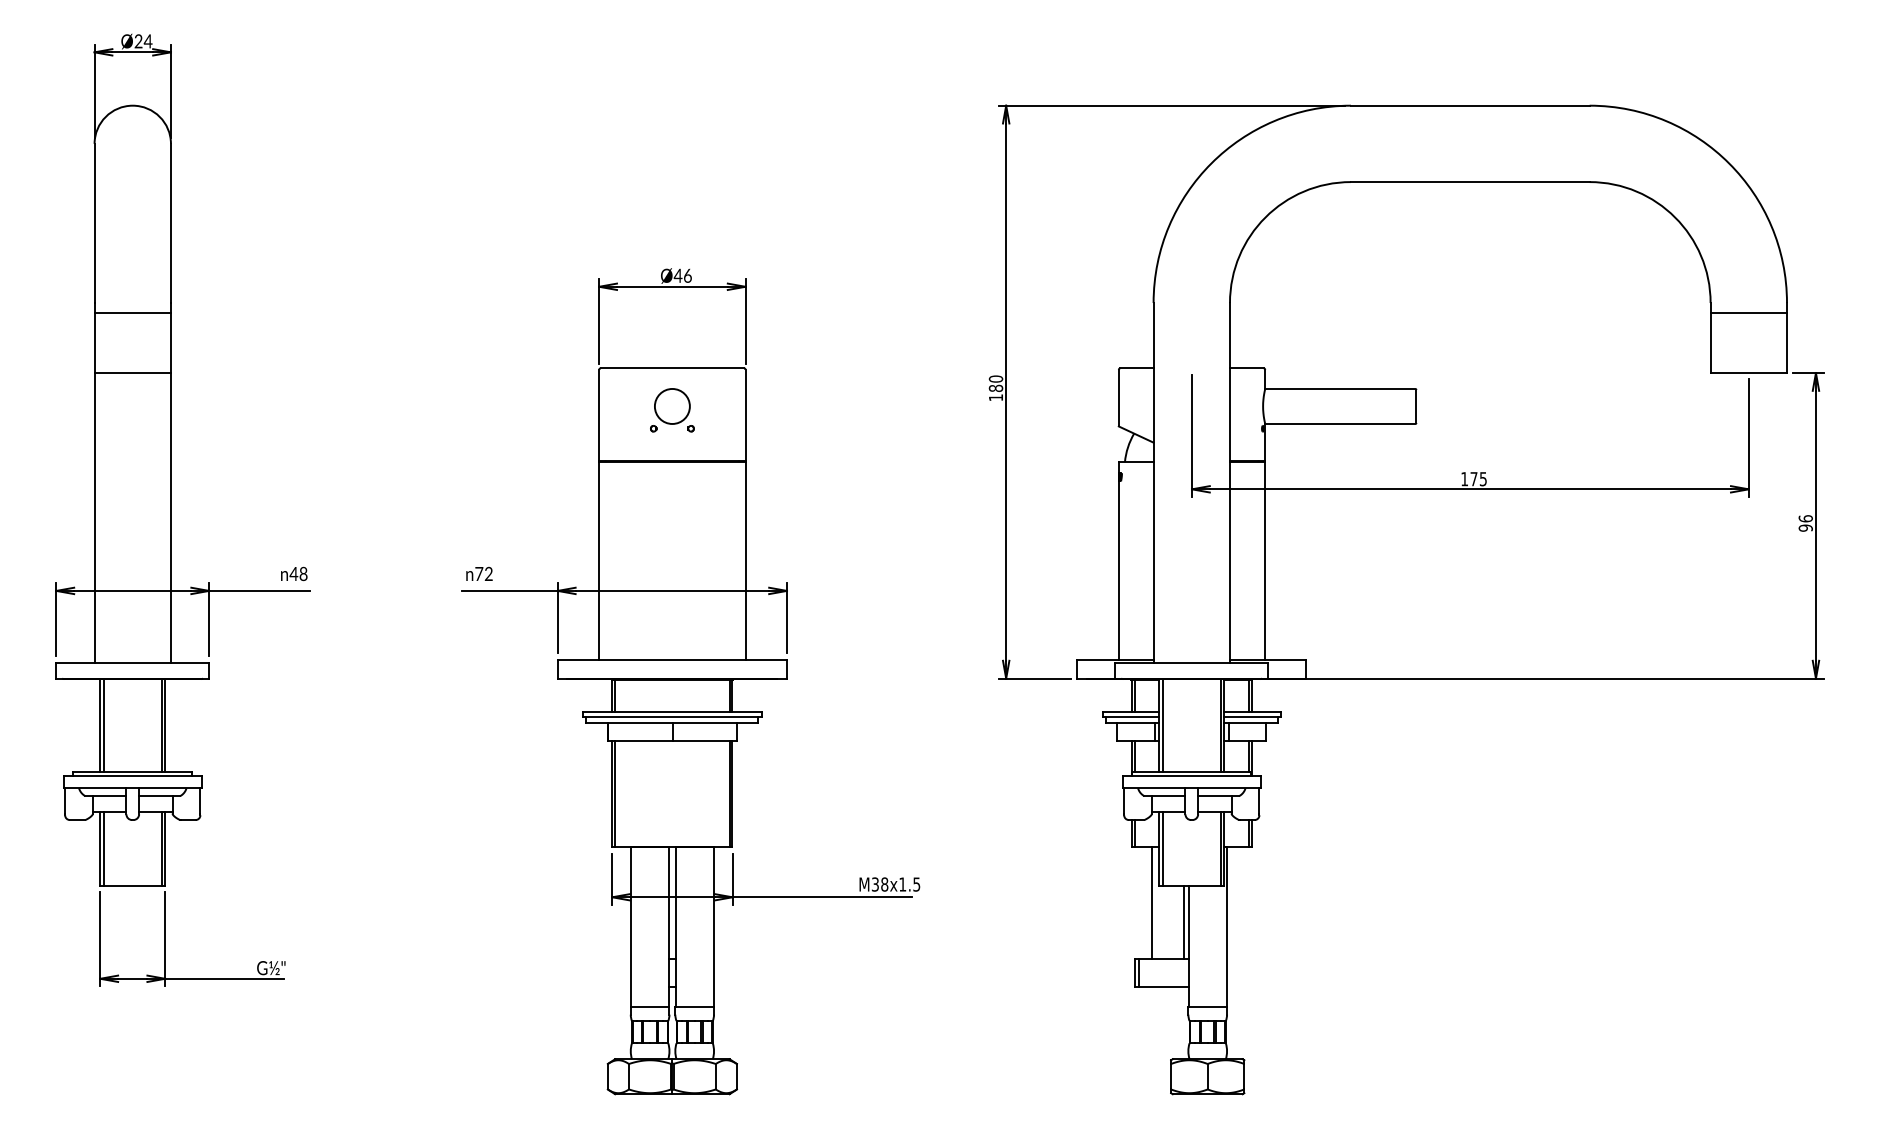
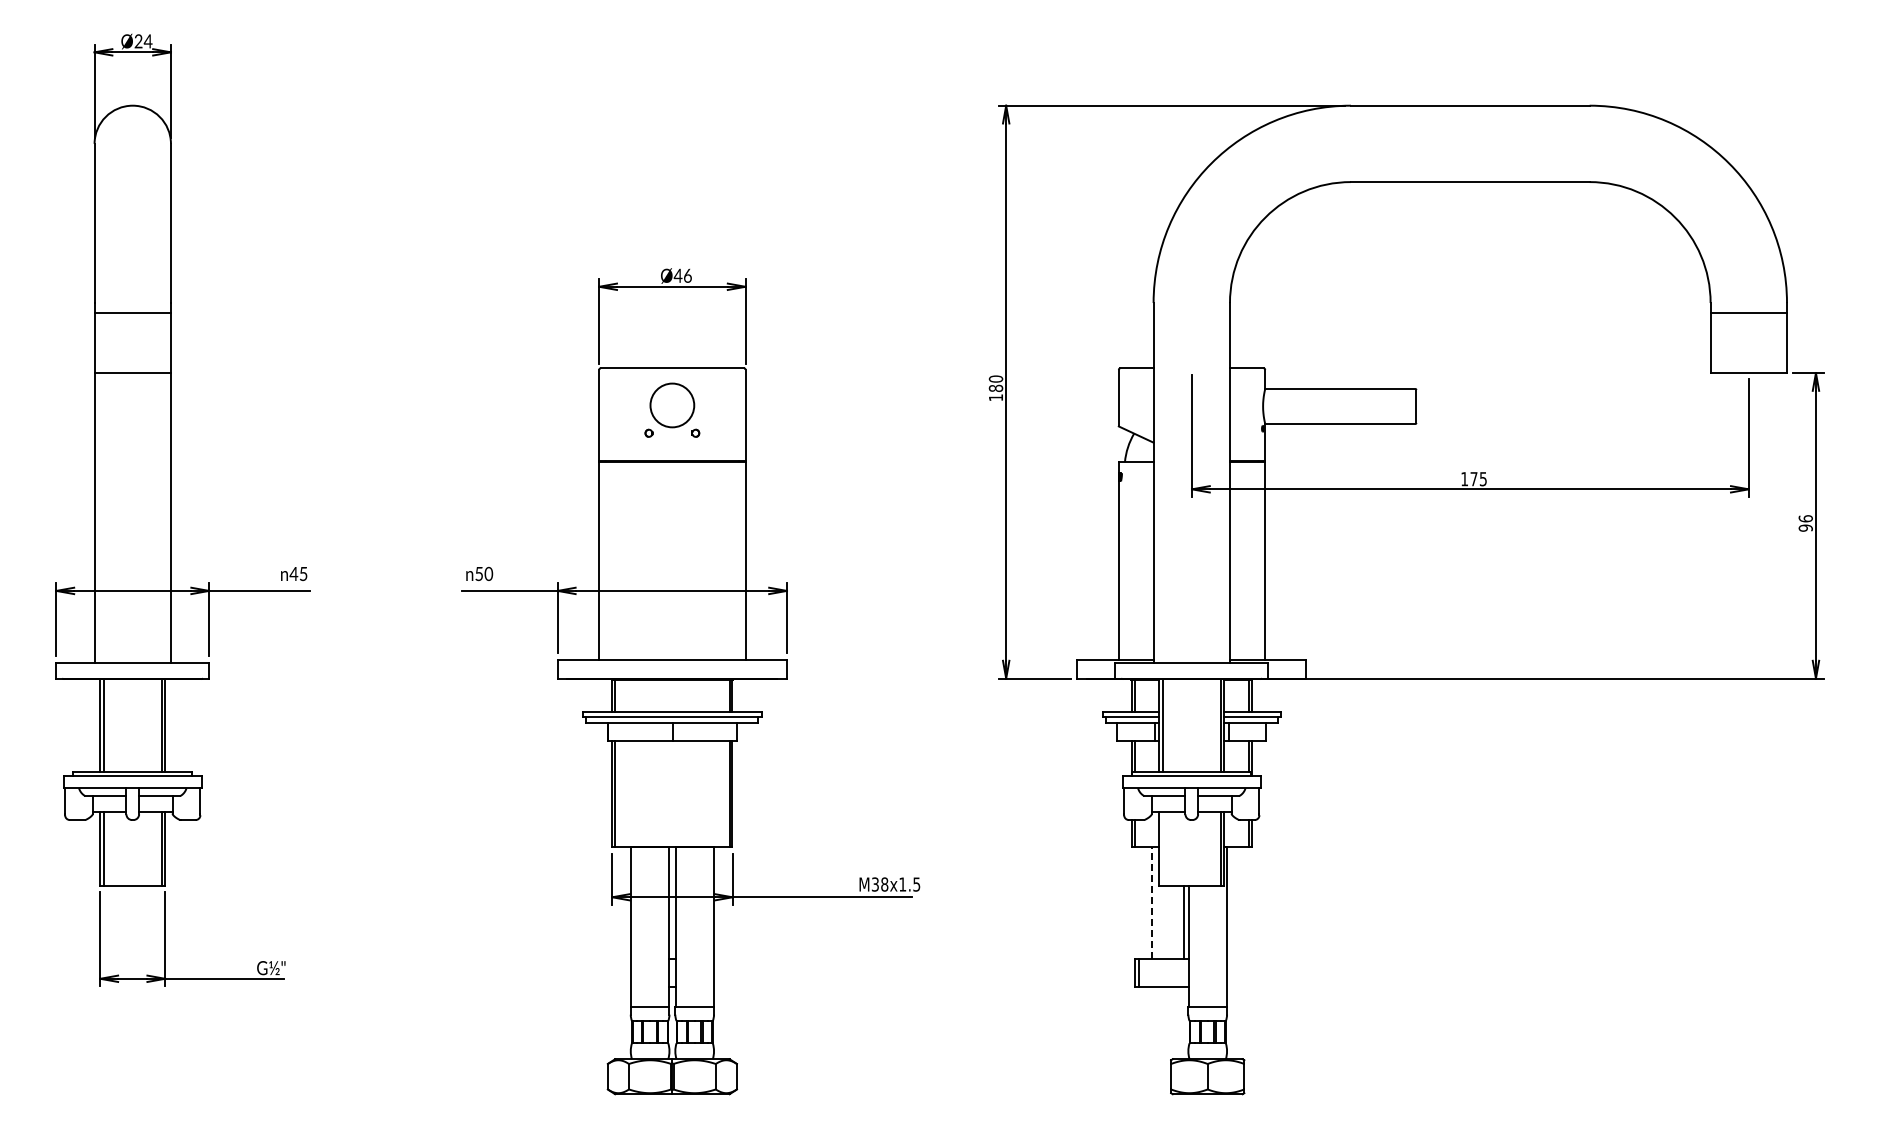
part size: 45x45 px -> 57x56 px (672, 409)
text: 48 -> 45 (303, 573)
text: 72 -> 50 (484, 574)
line: present -> none (1163, 848)
line: solid -> dashed (1152, 903)
